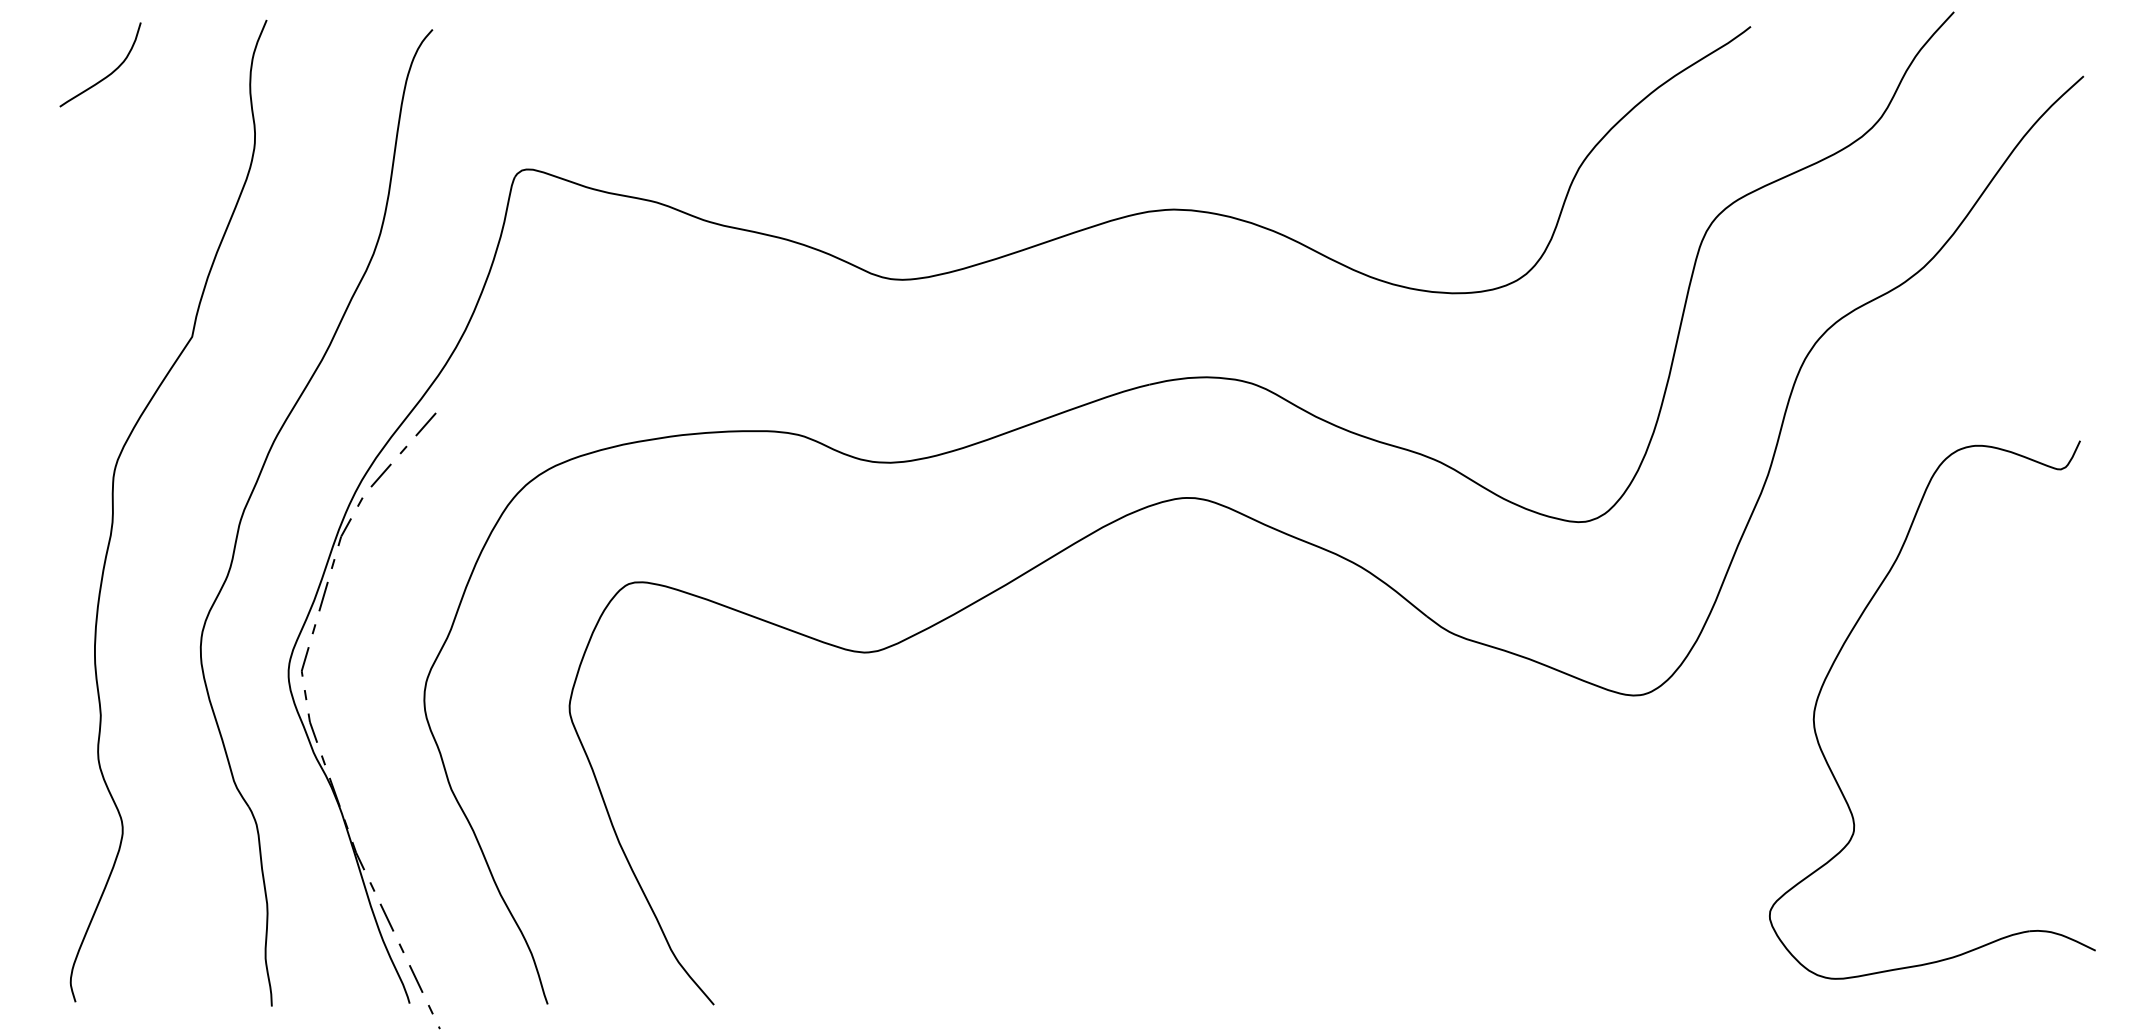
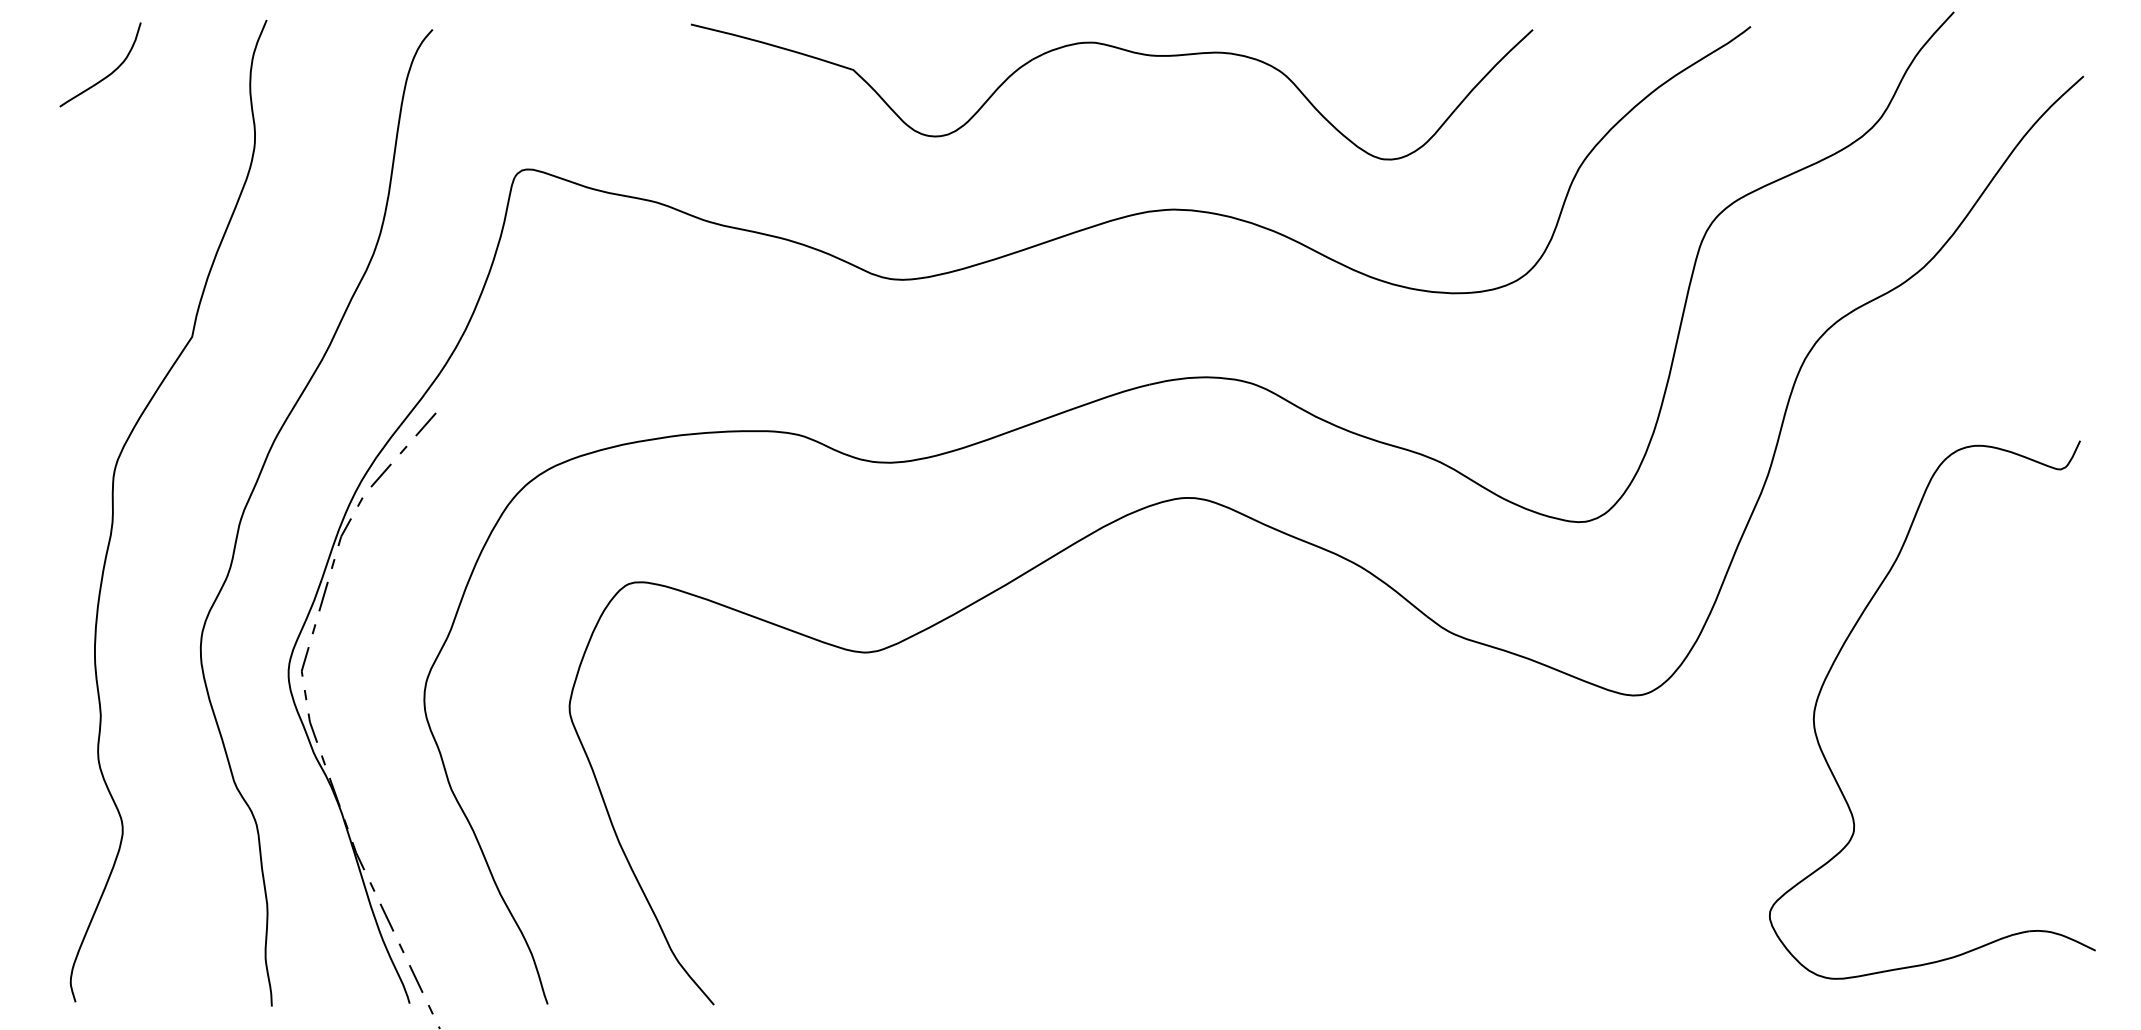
part: none -> present (1125, 51)
